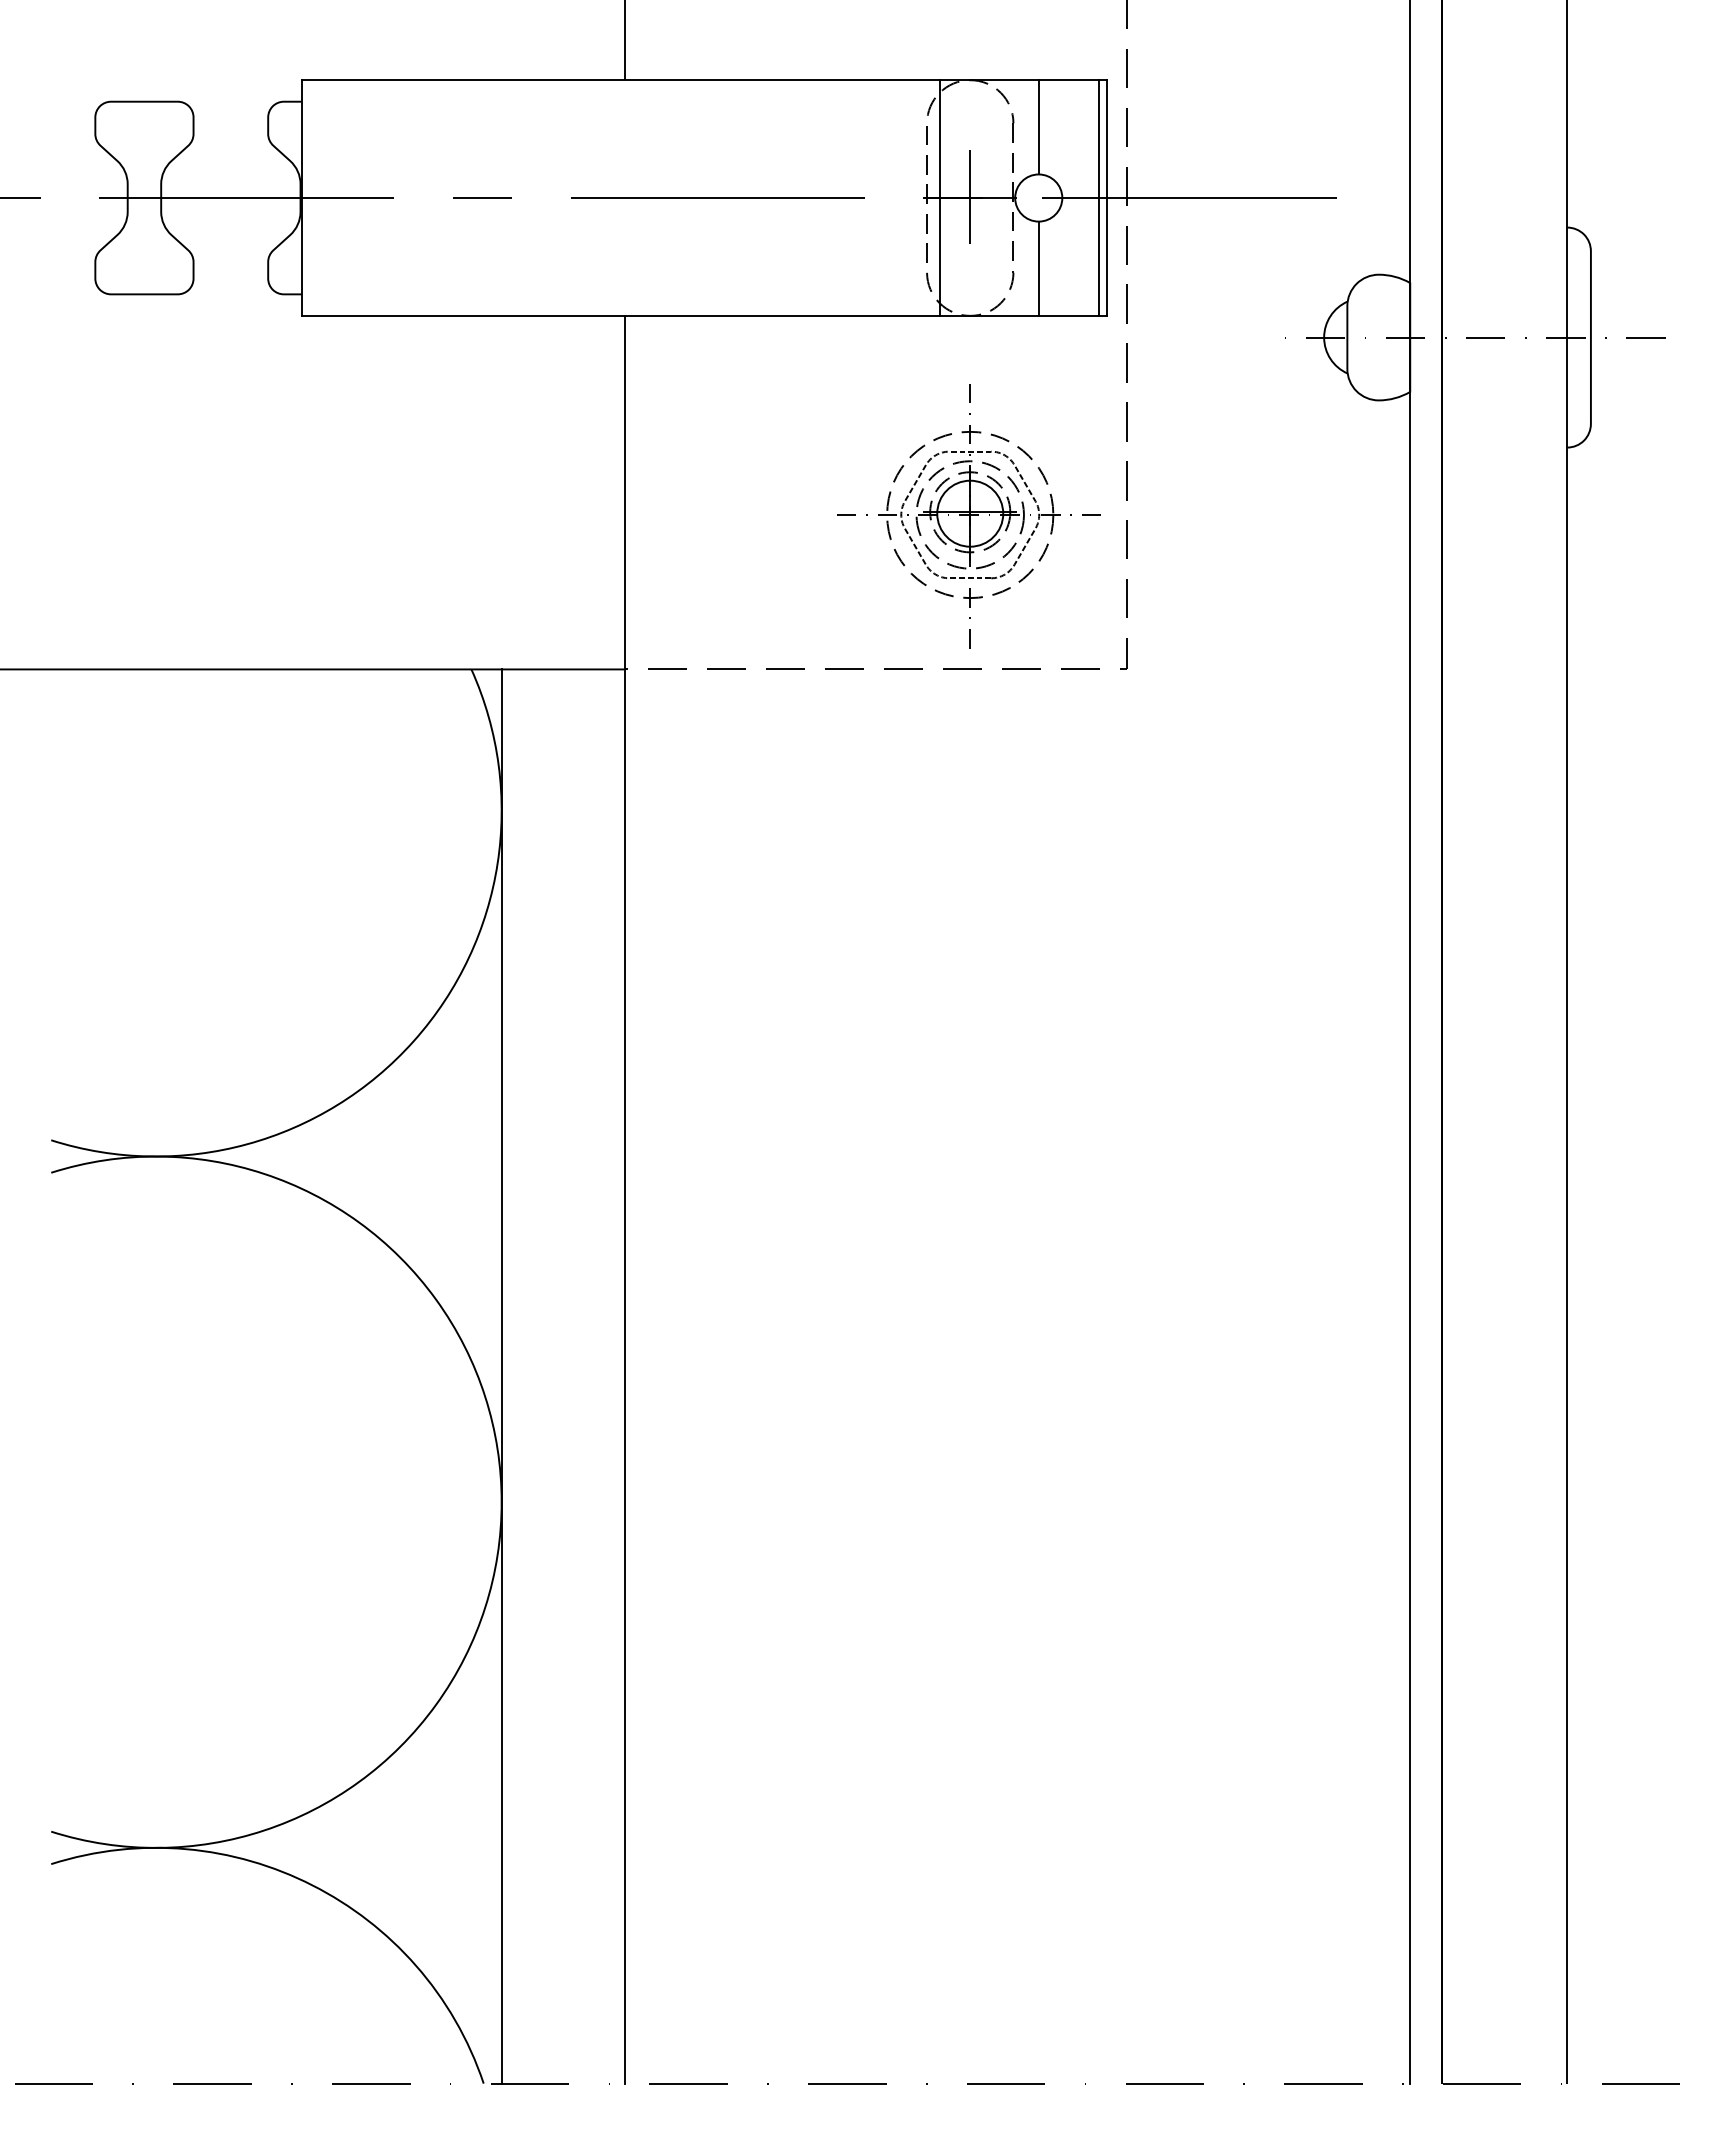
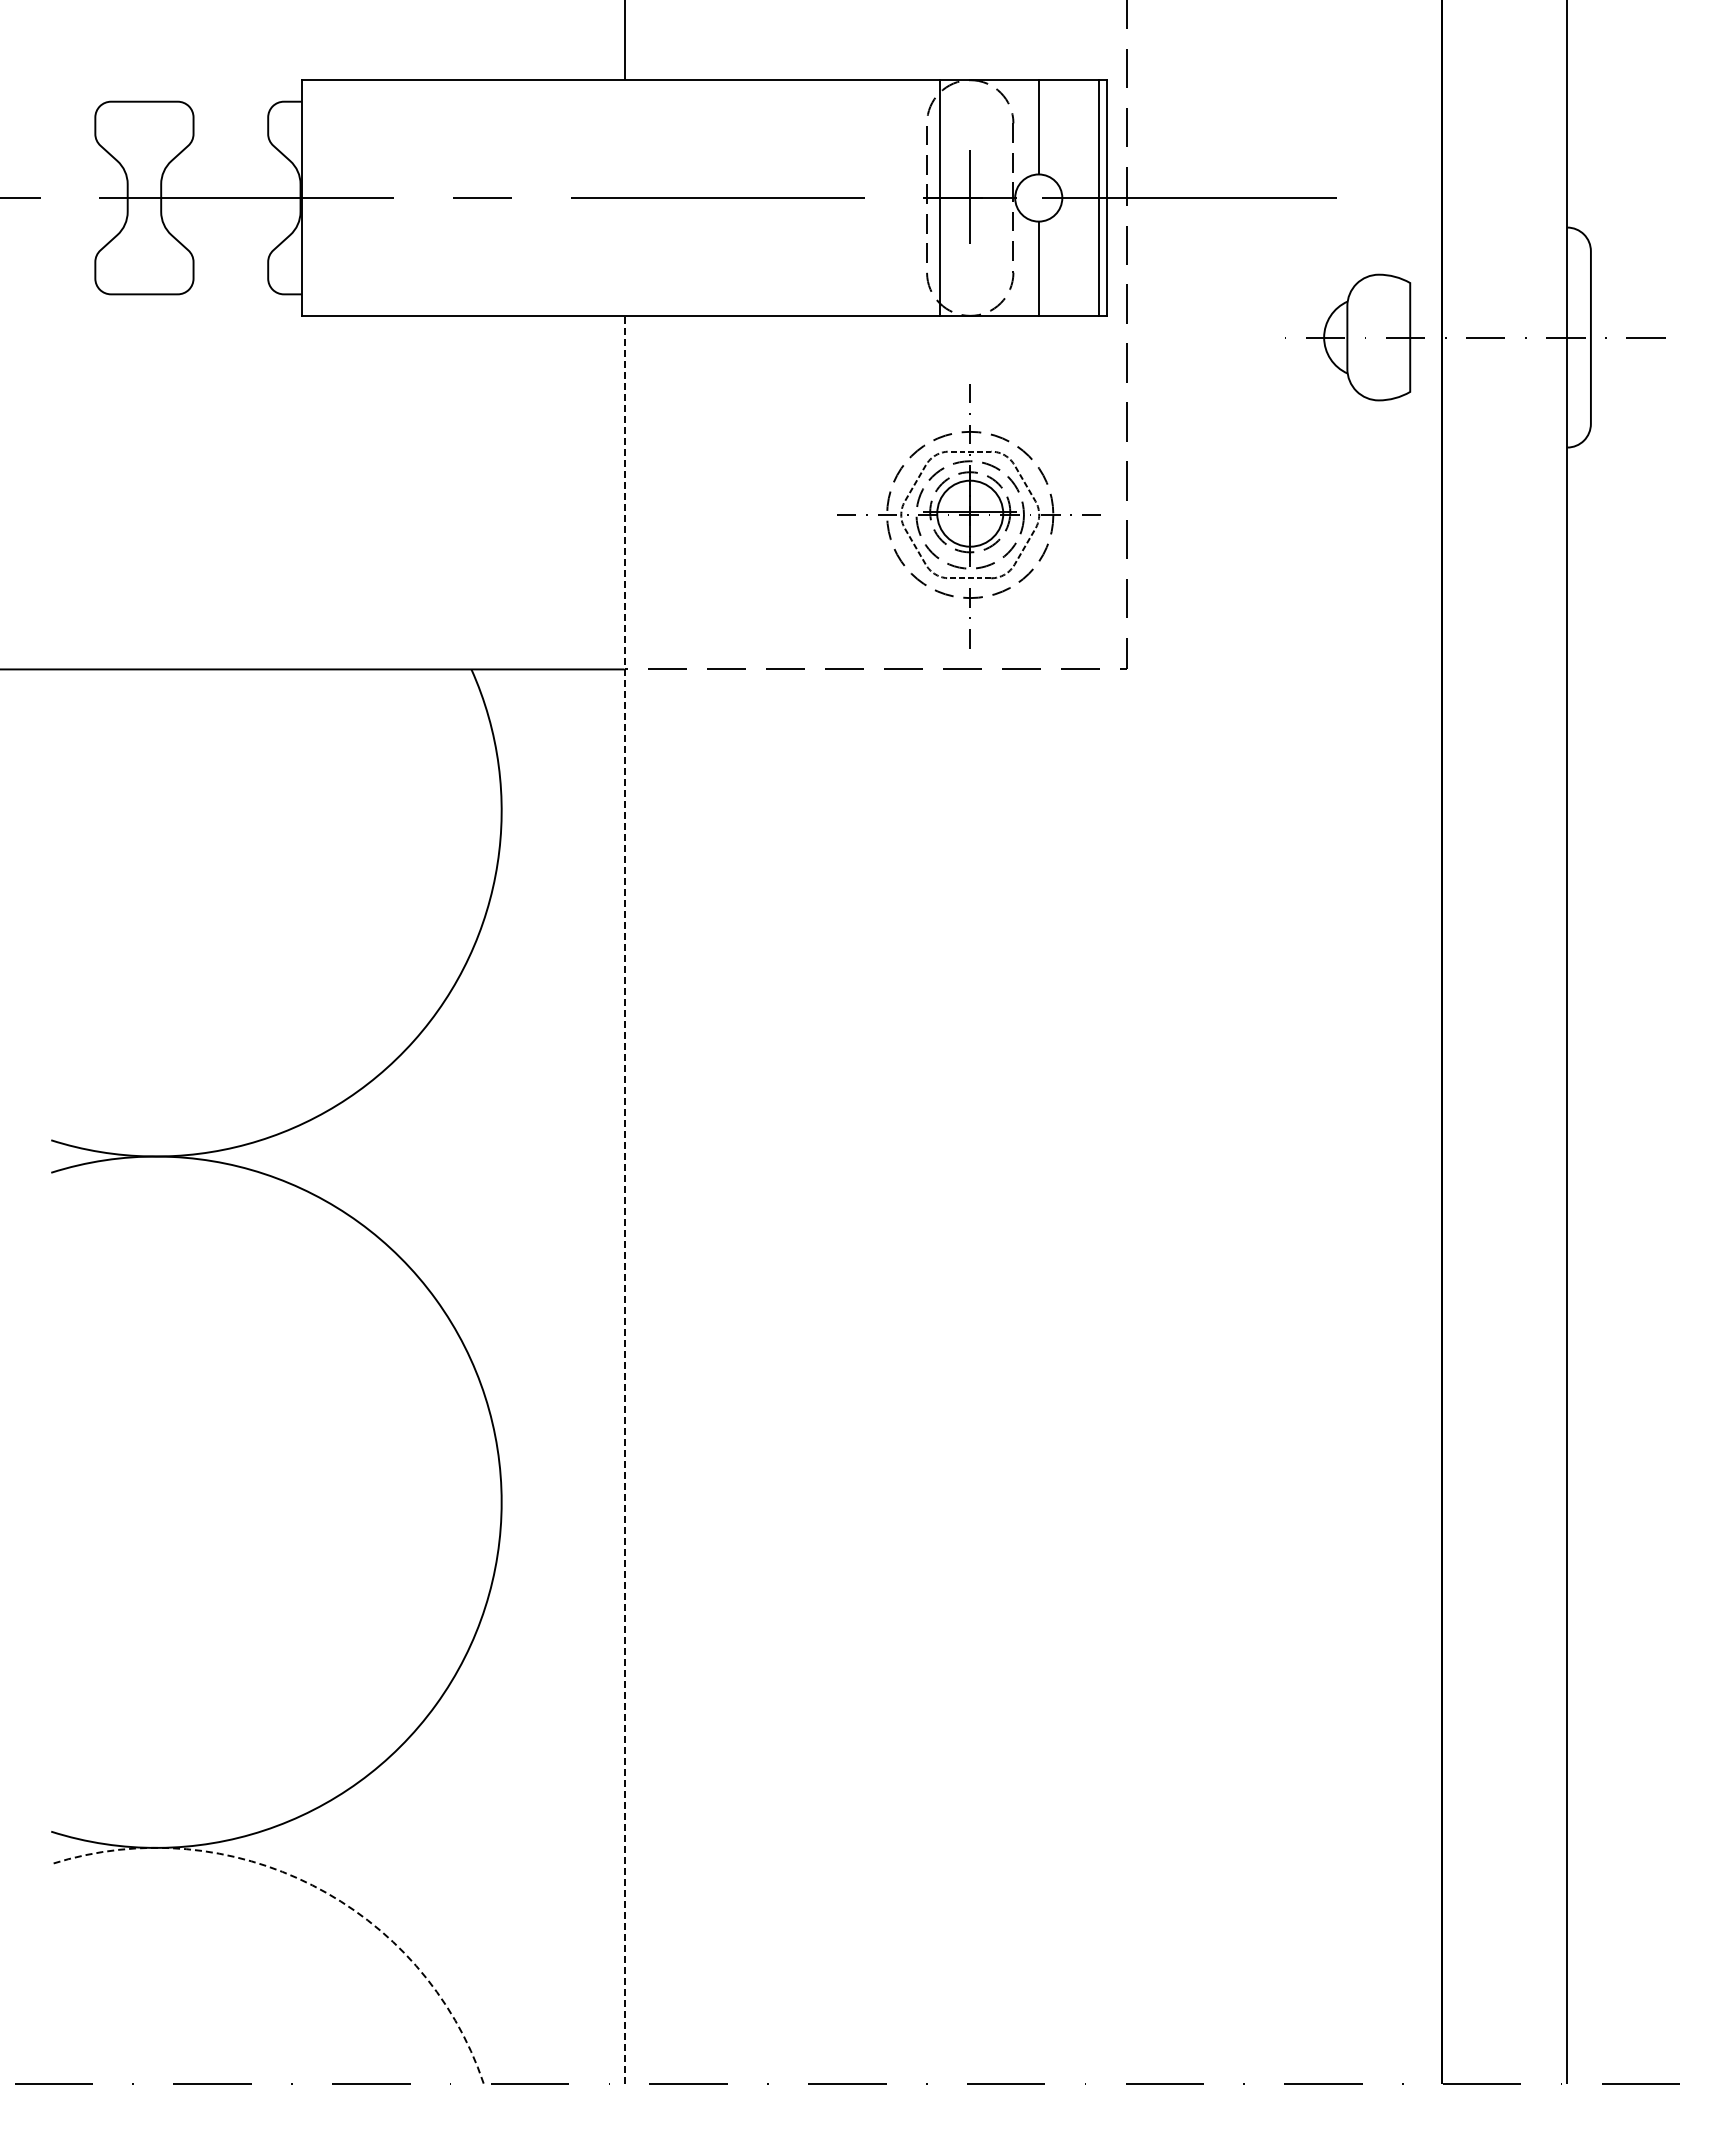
line: present -> none (1410, 1042)
line: solid -> dashed (624, 1199)
line: present -> none (501, 1376)
arc: solid -> dashed (312, 1885)
